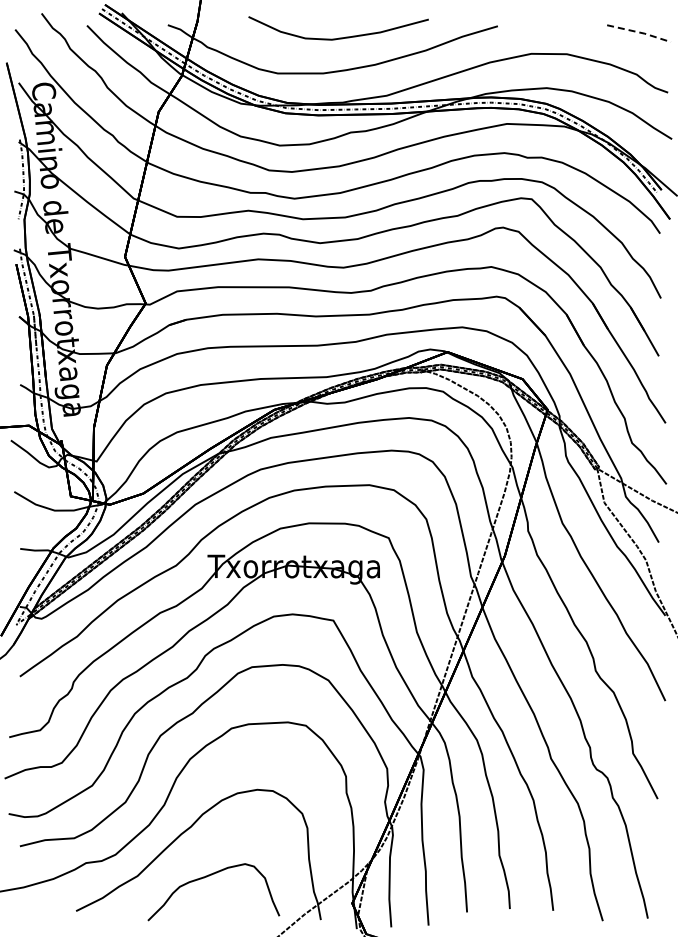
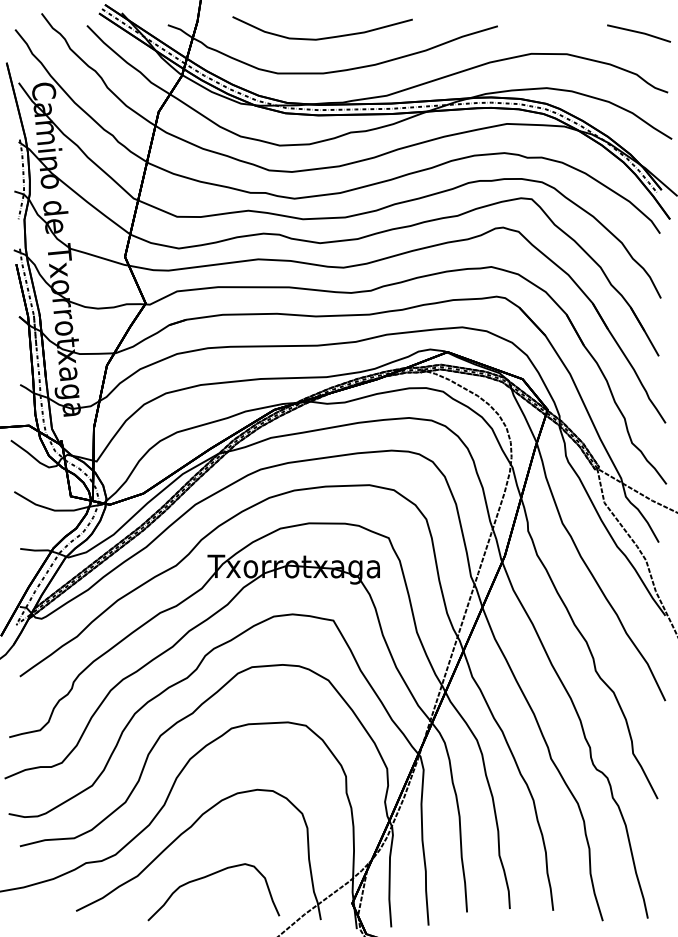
line: dashed -> solid (640, 32)
curve position: (338, 37) -> (322, 37) (322, 37)
